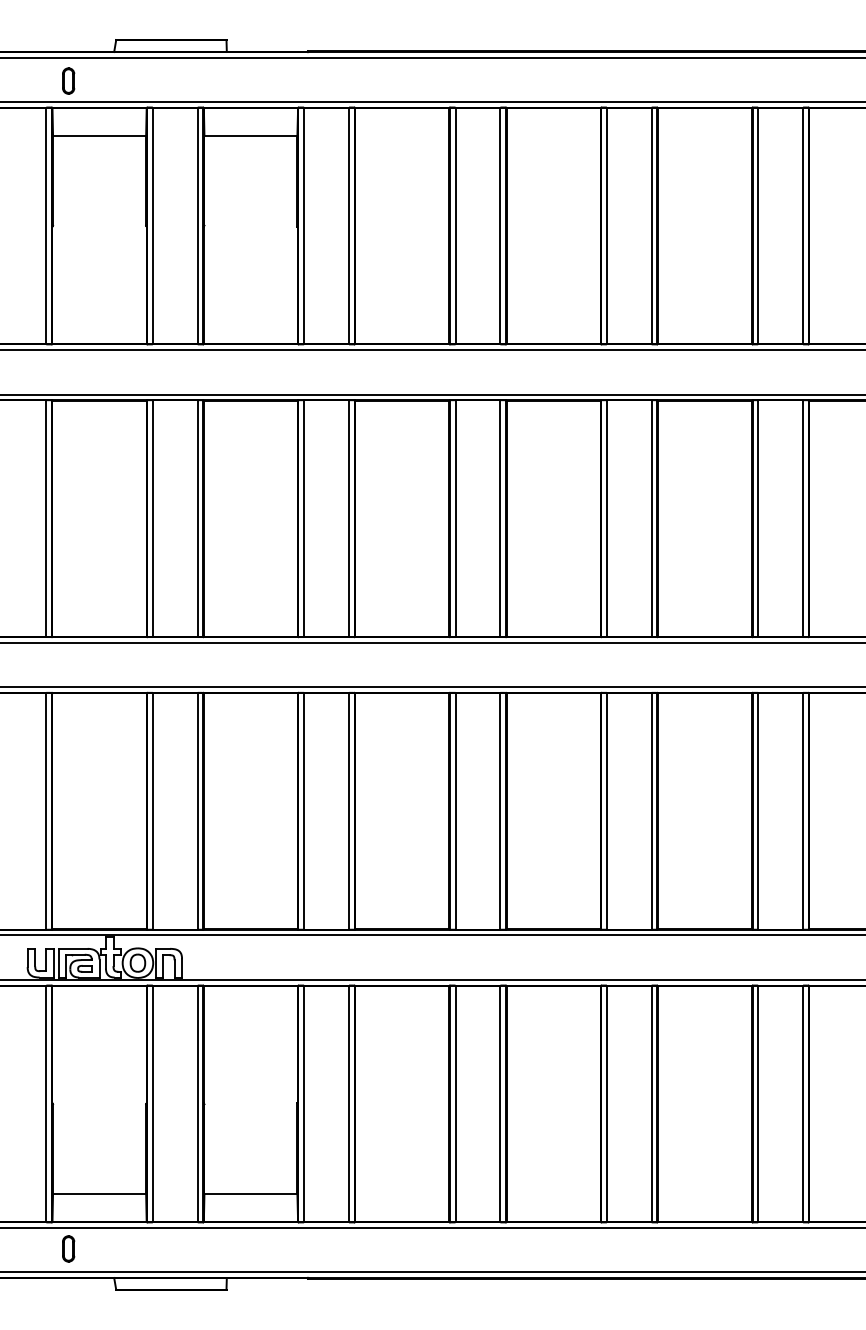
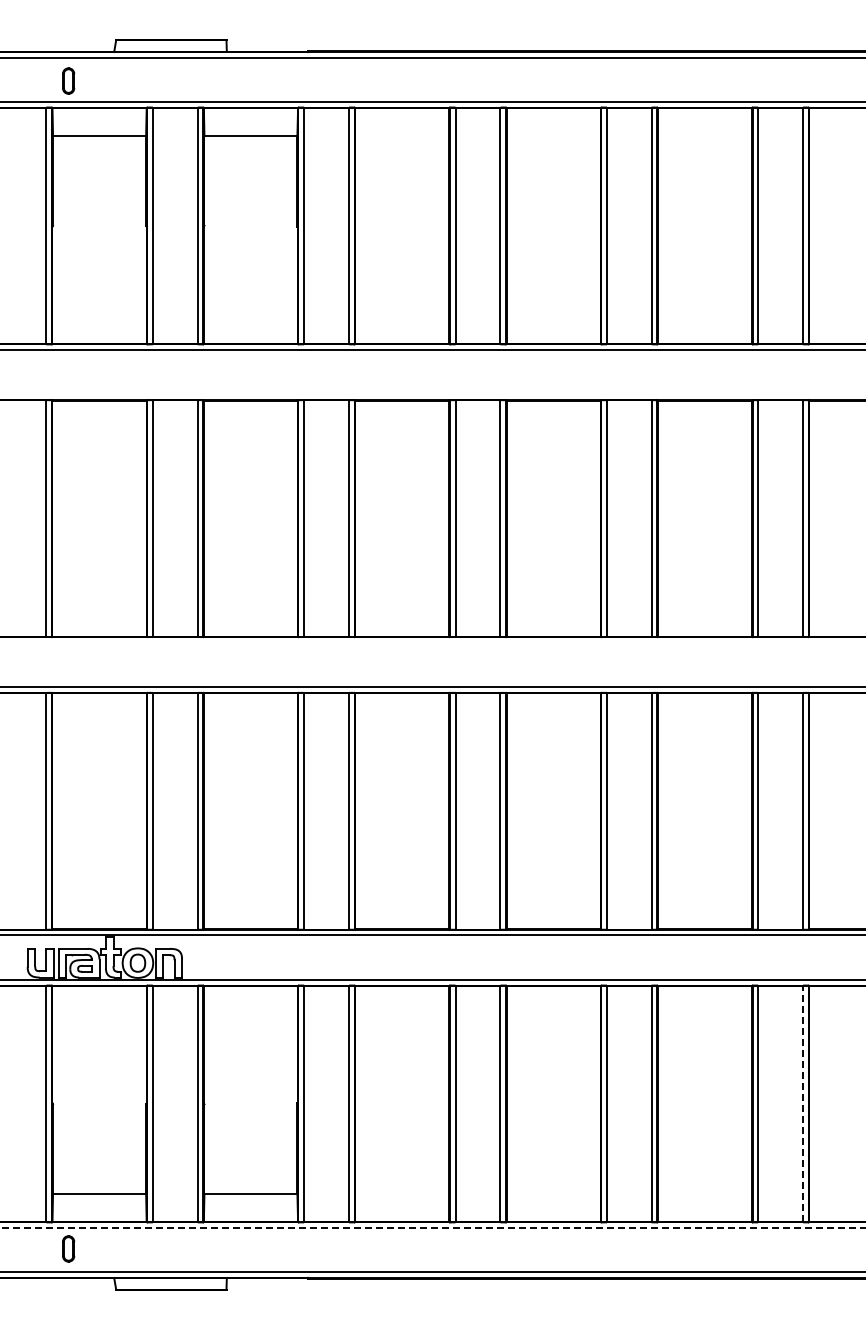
line: present -> none (432, 394)
line: present -> none (432, 642)
line: solid -> dashed (803, 1103)
line: solid -> dashed (432, 1228)
